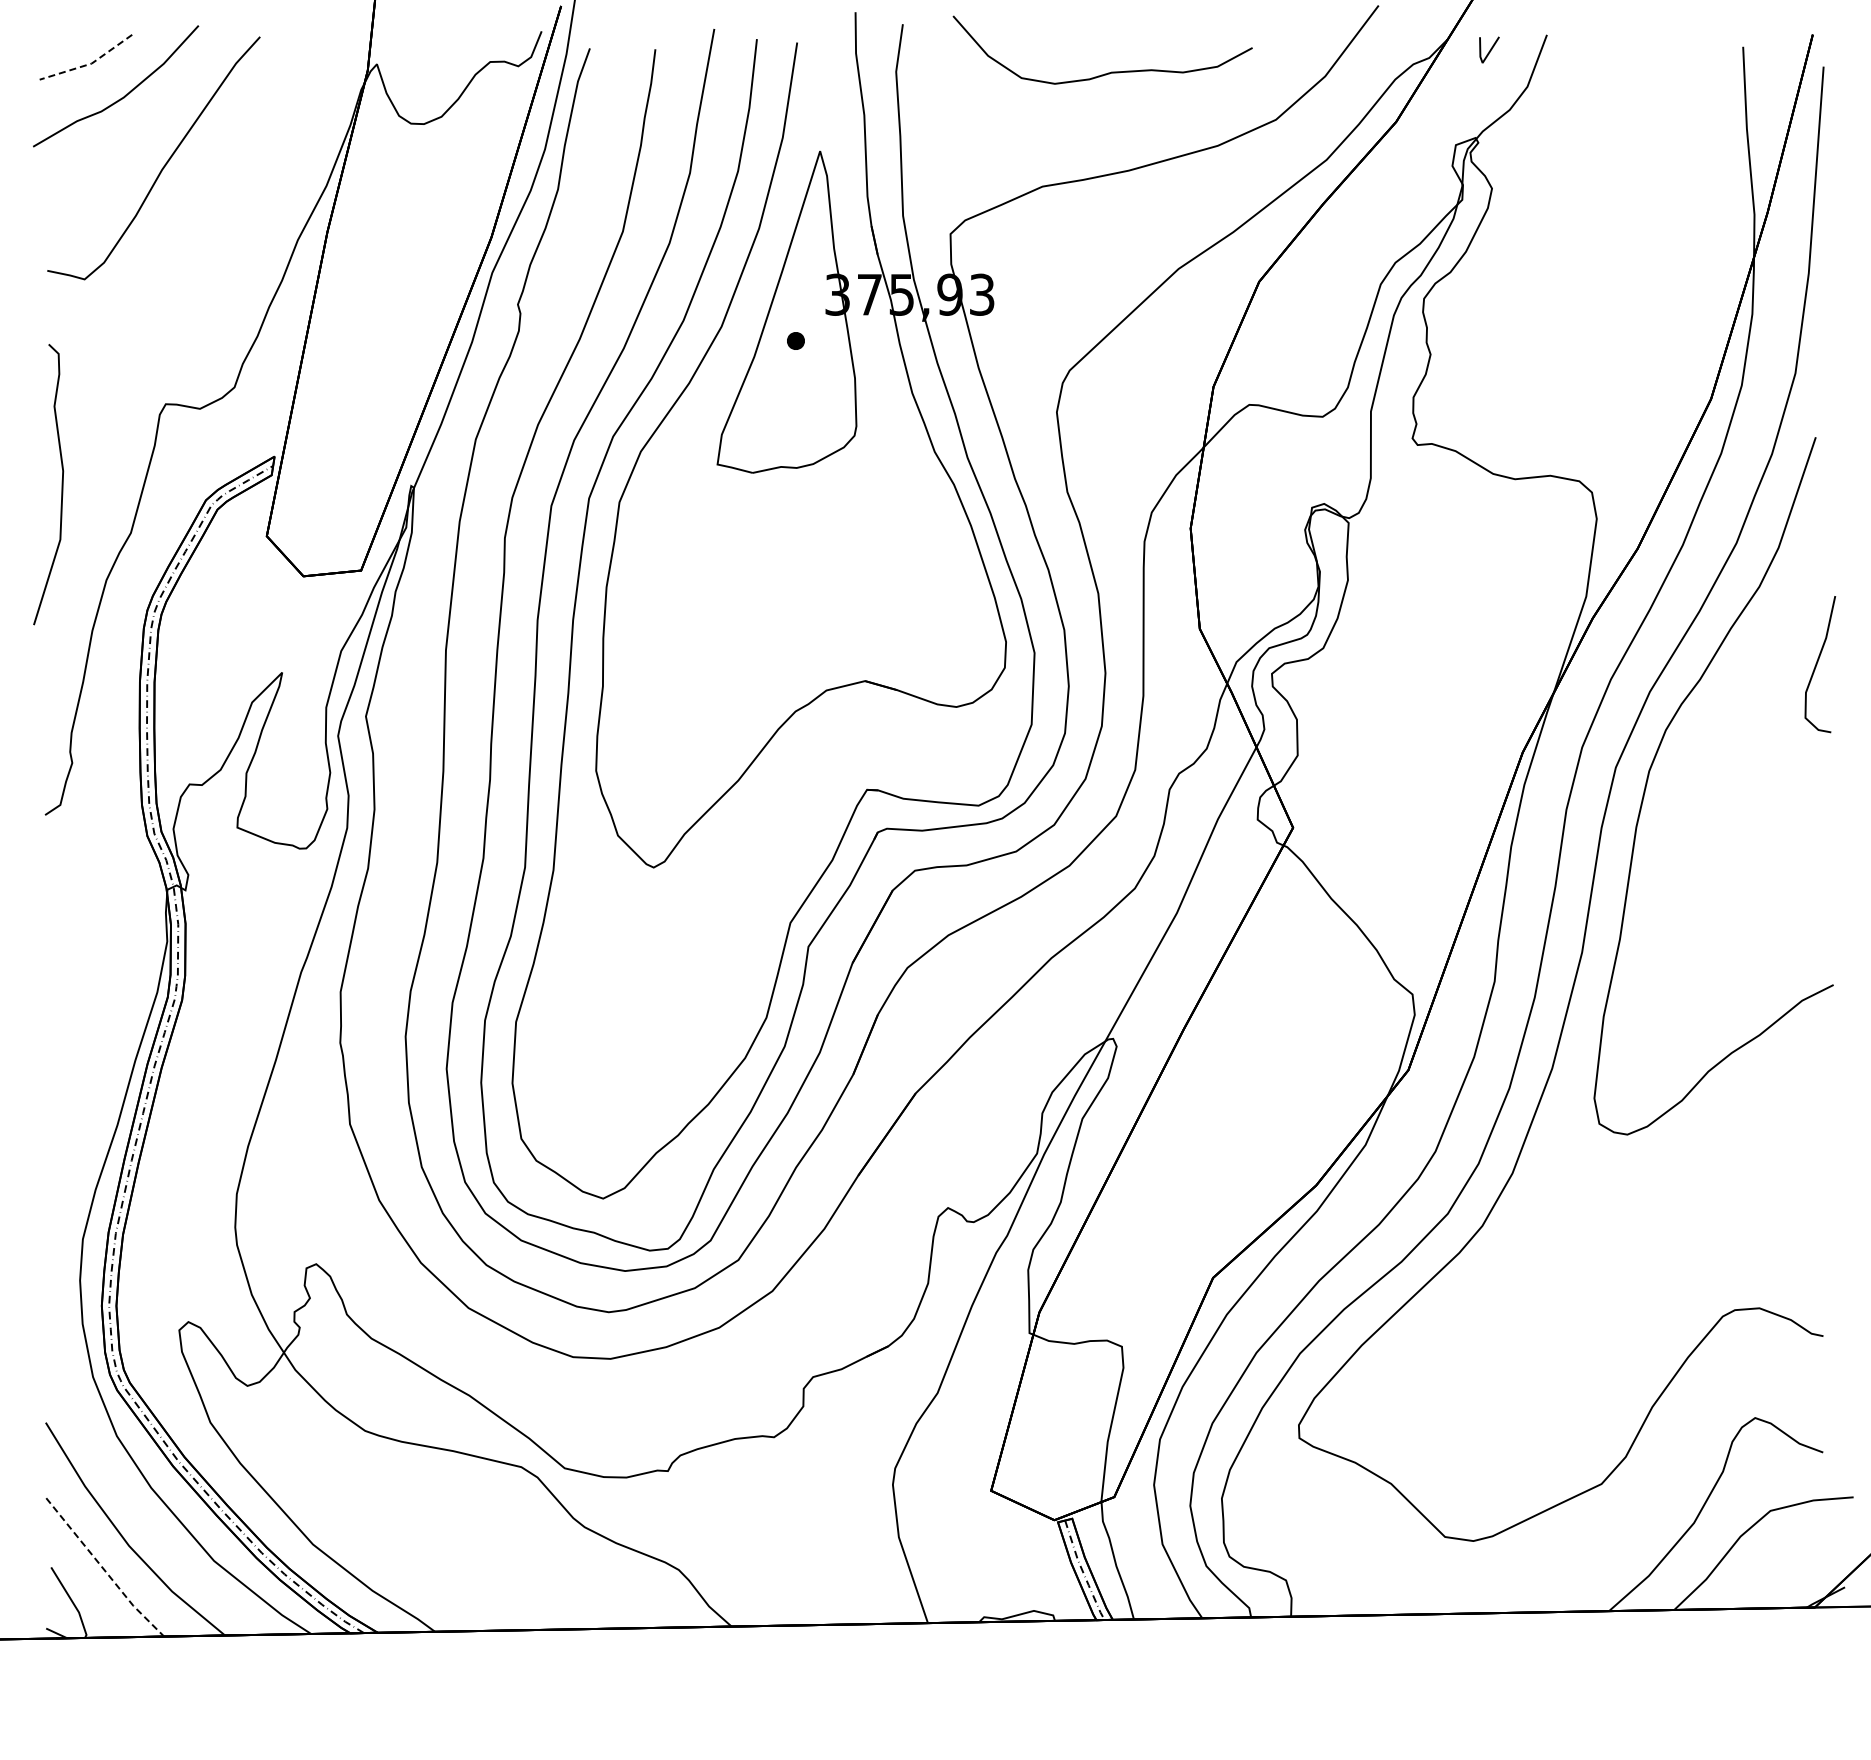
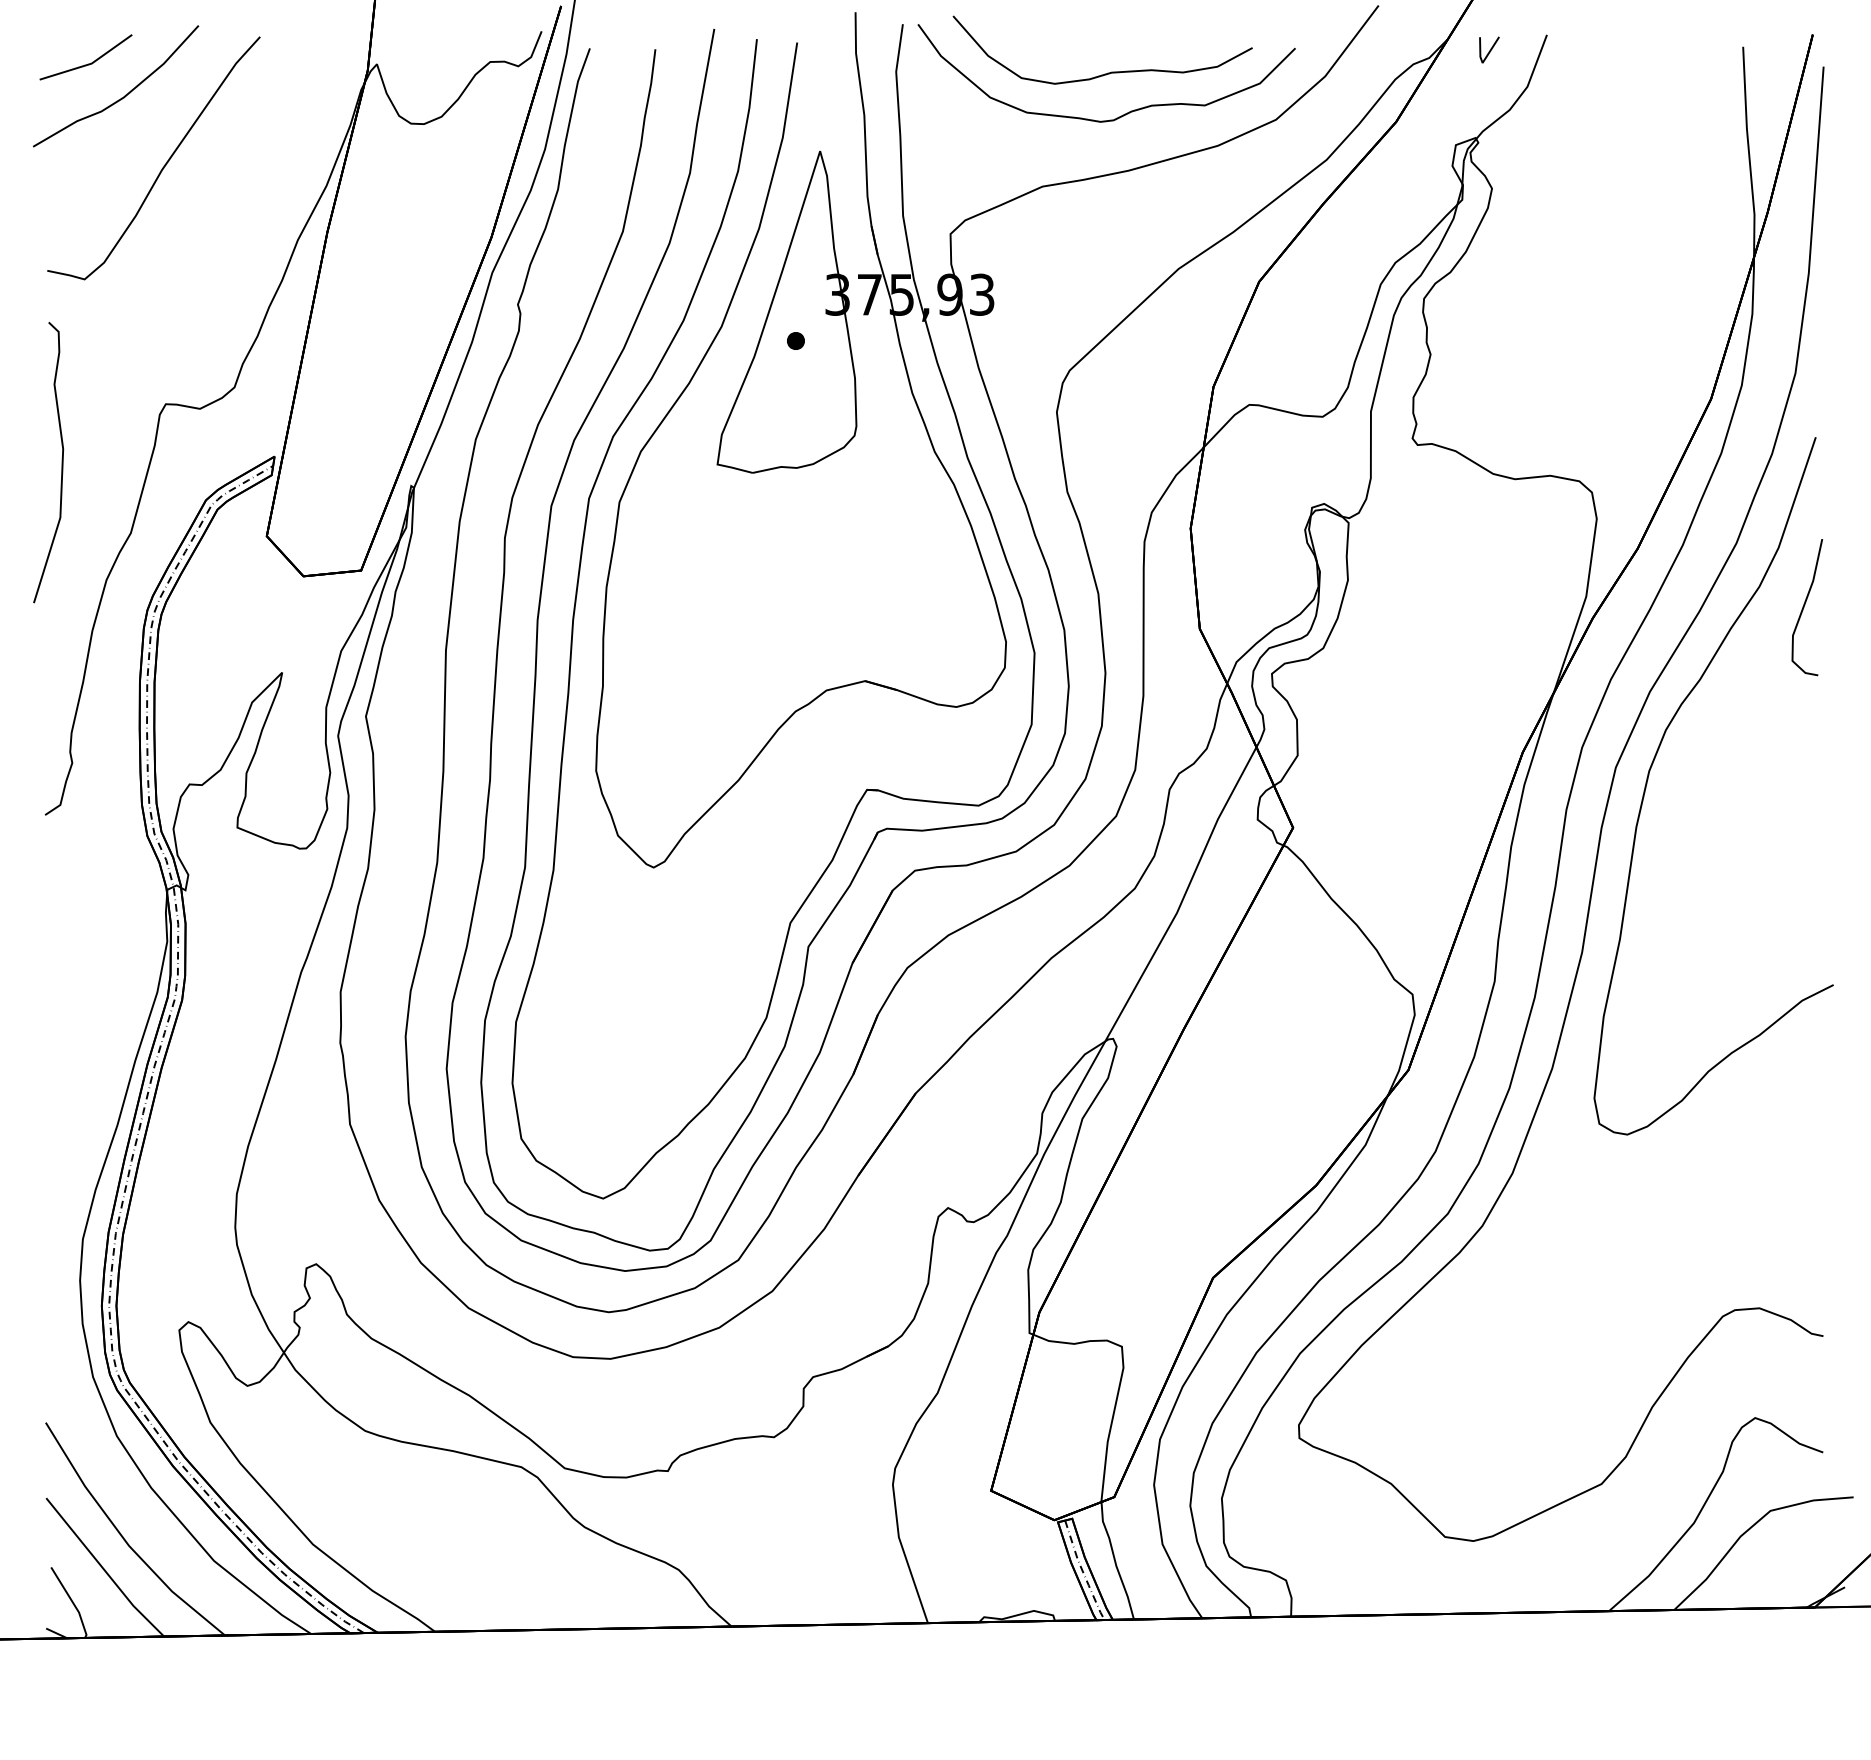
line: dashed -> solid (89, 64)
curve: none -> present (1125, 113)
curve position: (61, 484) -> (61, 462) (61, 462)
curve position: (1818, 662) -> (1805, 605) (1805, 605)
line: dashed -> solid (103, 1569)
